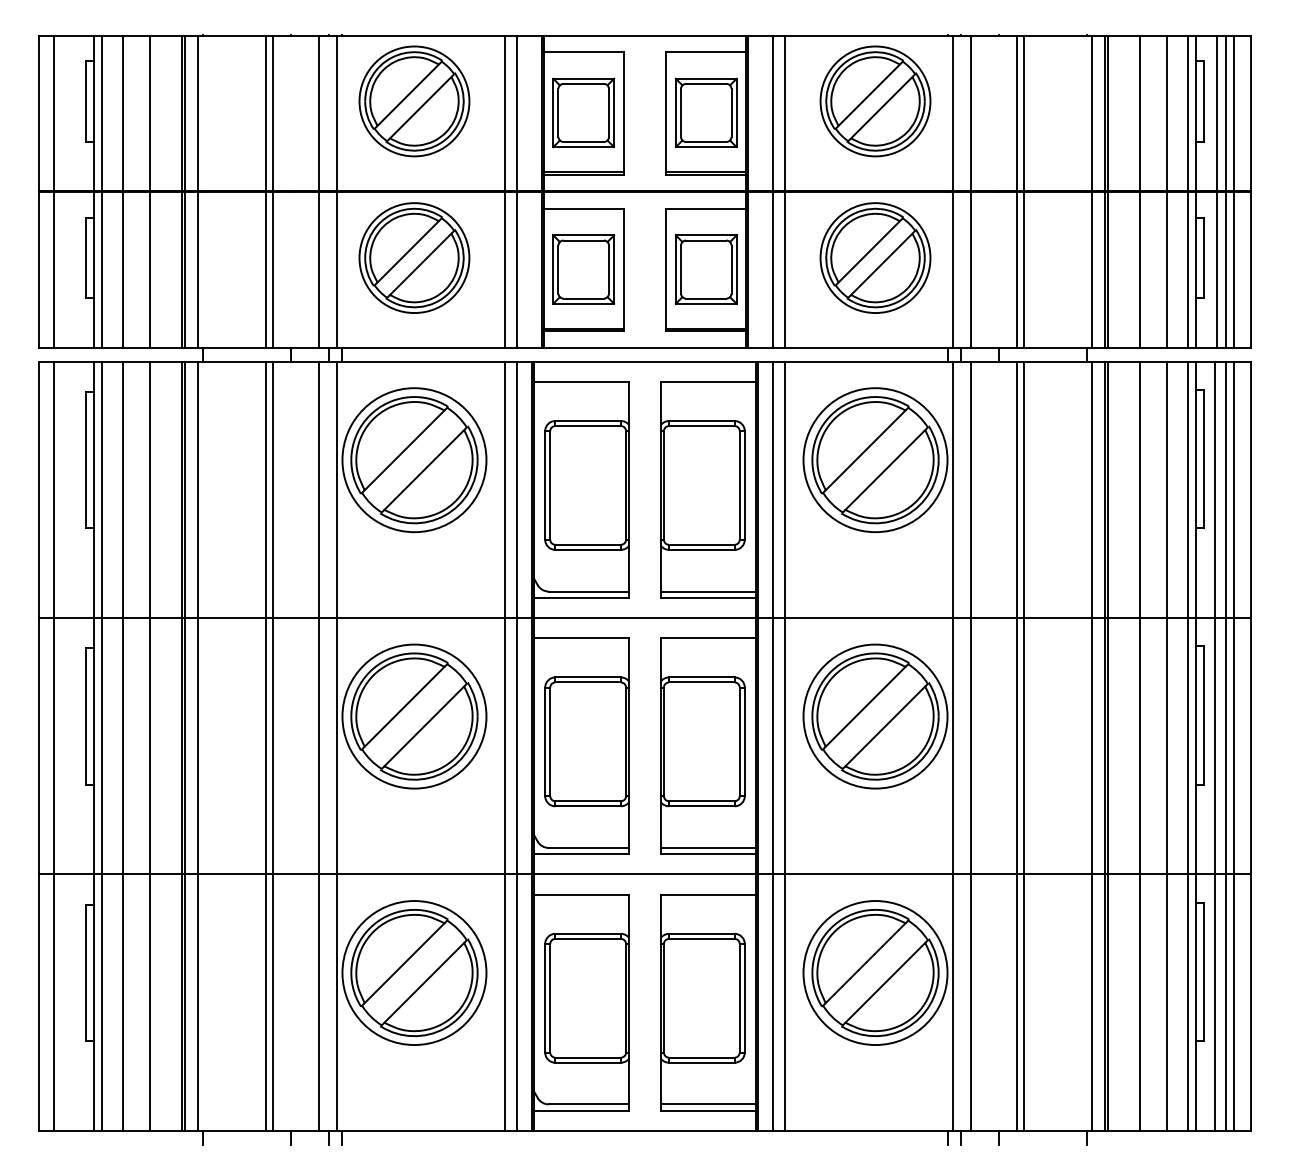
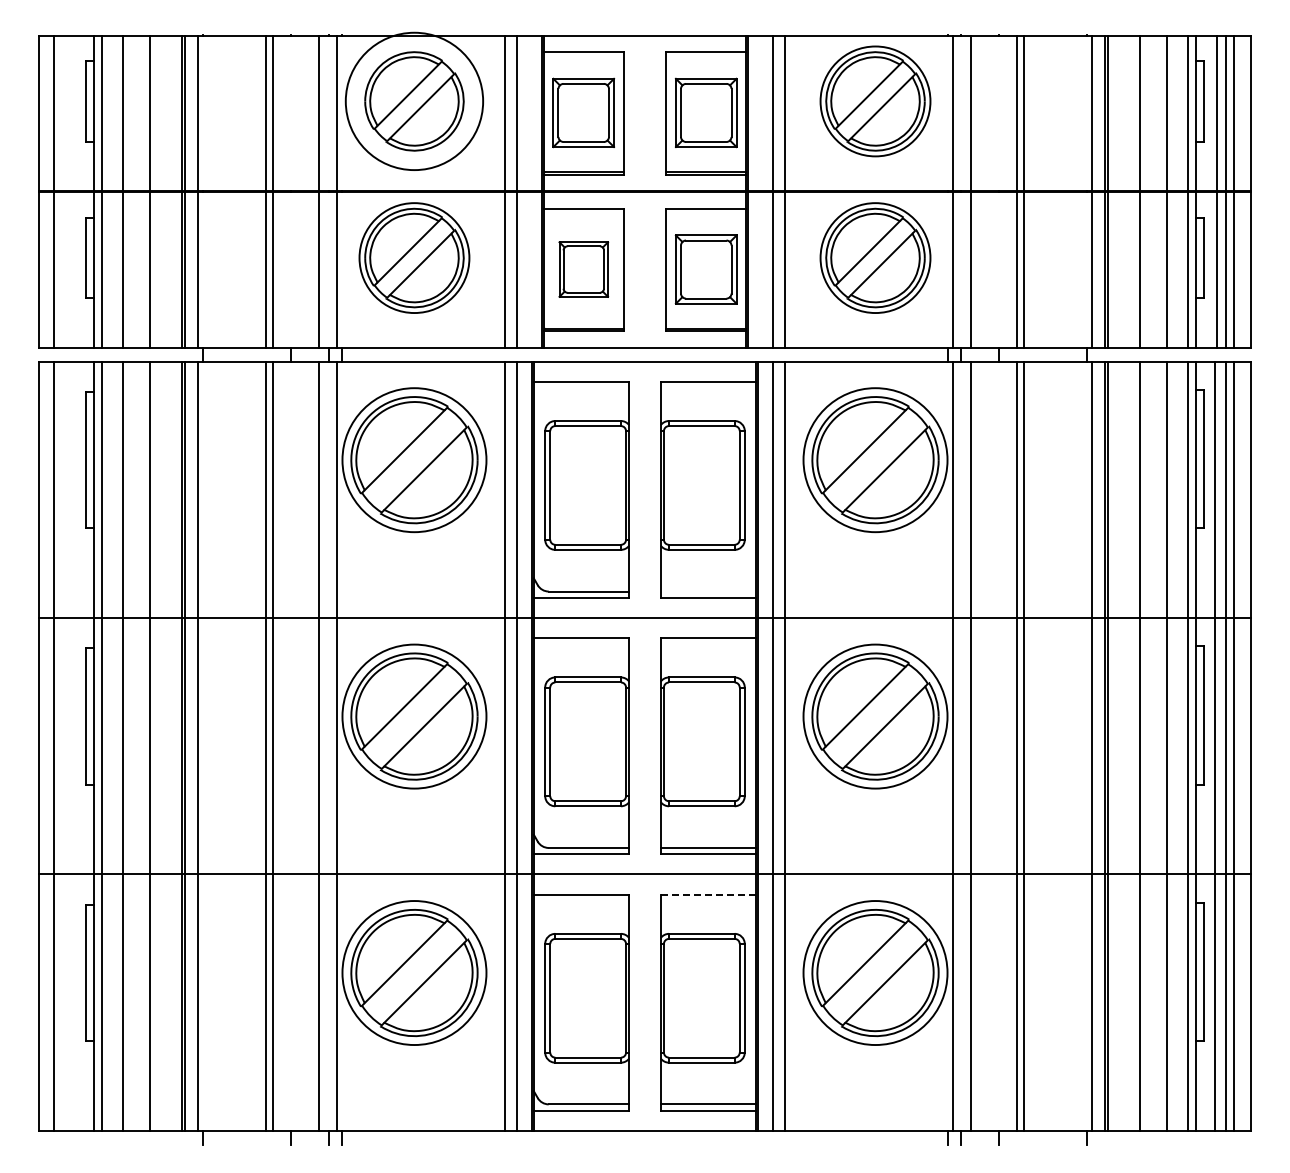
circle diameter: 110 px -> 137 px (414, 101)
part size: 64x71 px -> 52x57 px (583, 269)
line: present -> none (708, 591)
line: solid -> dashed (708, 894)
